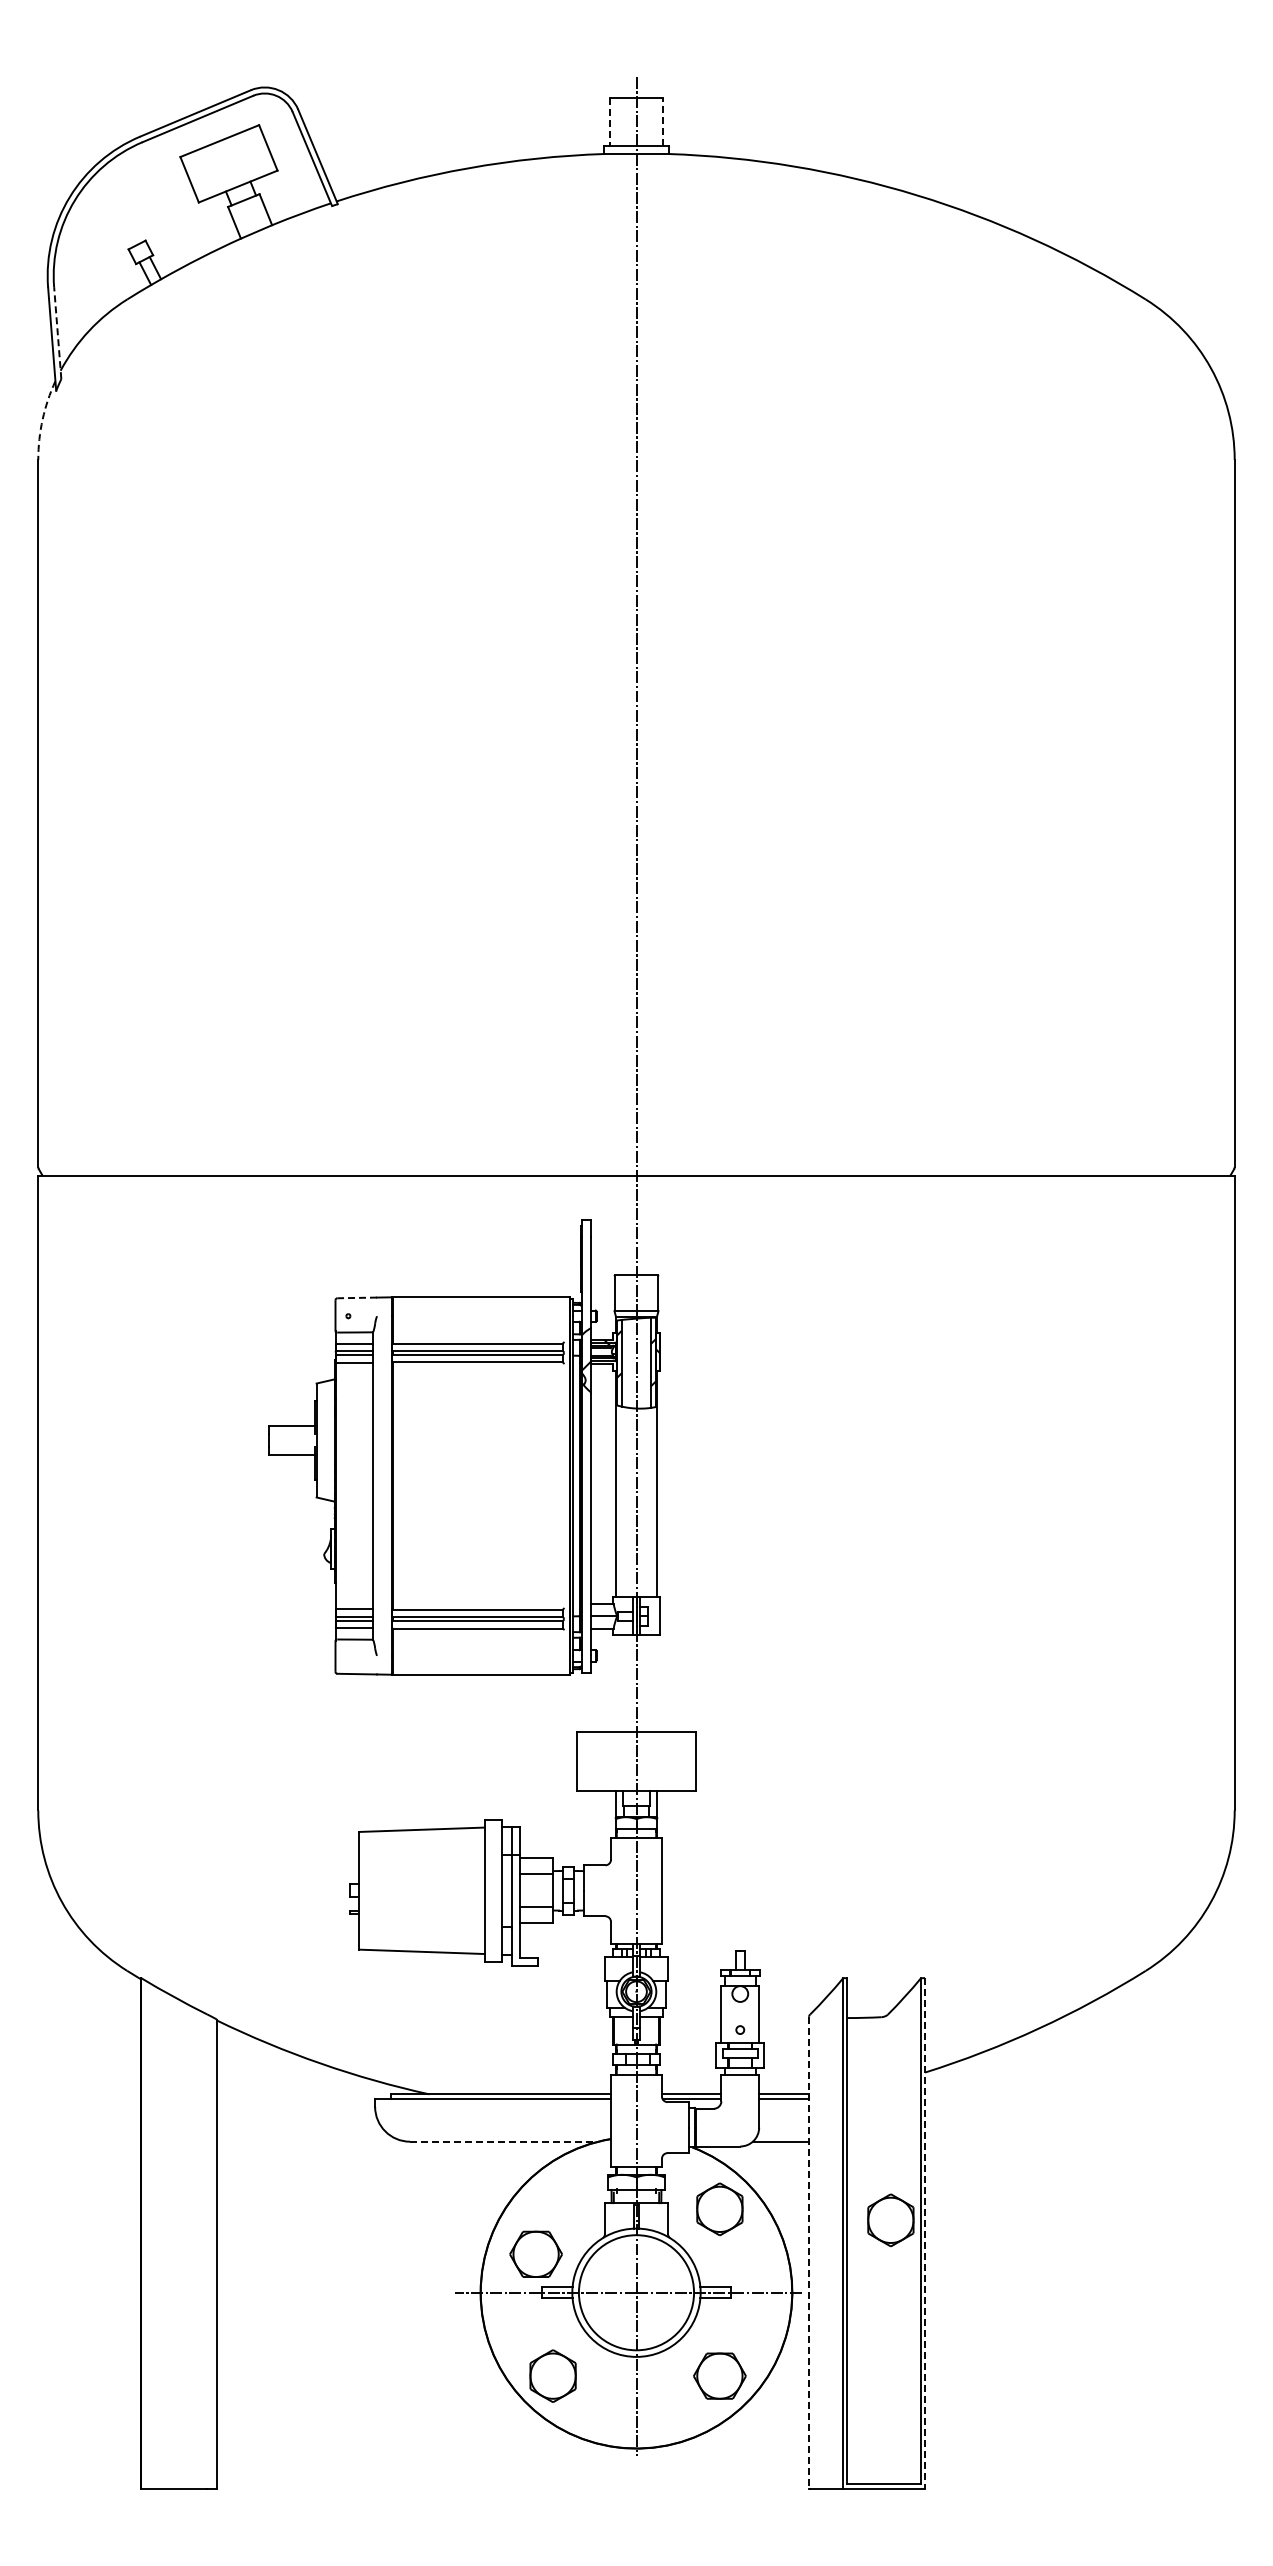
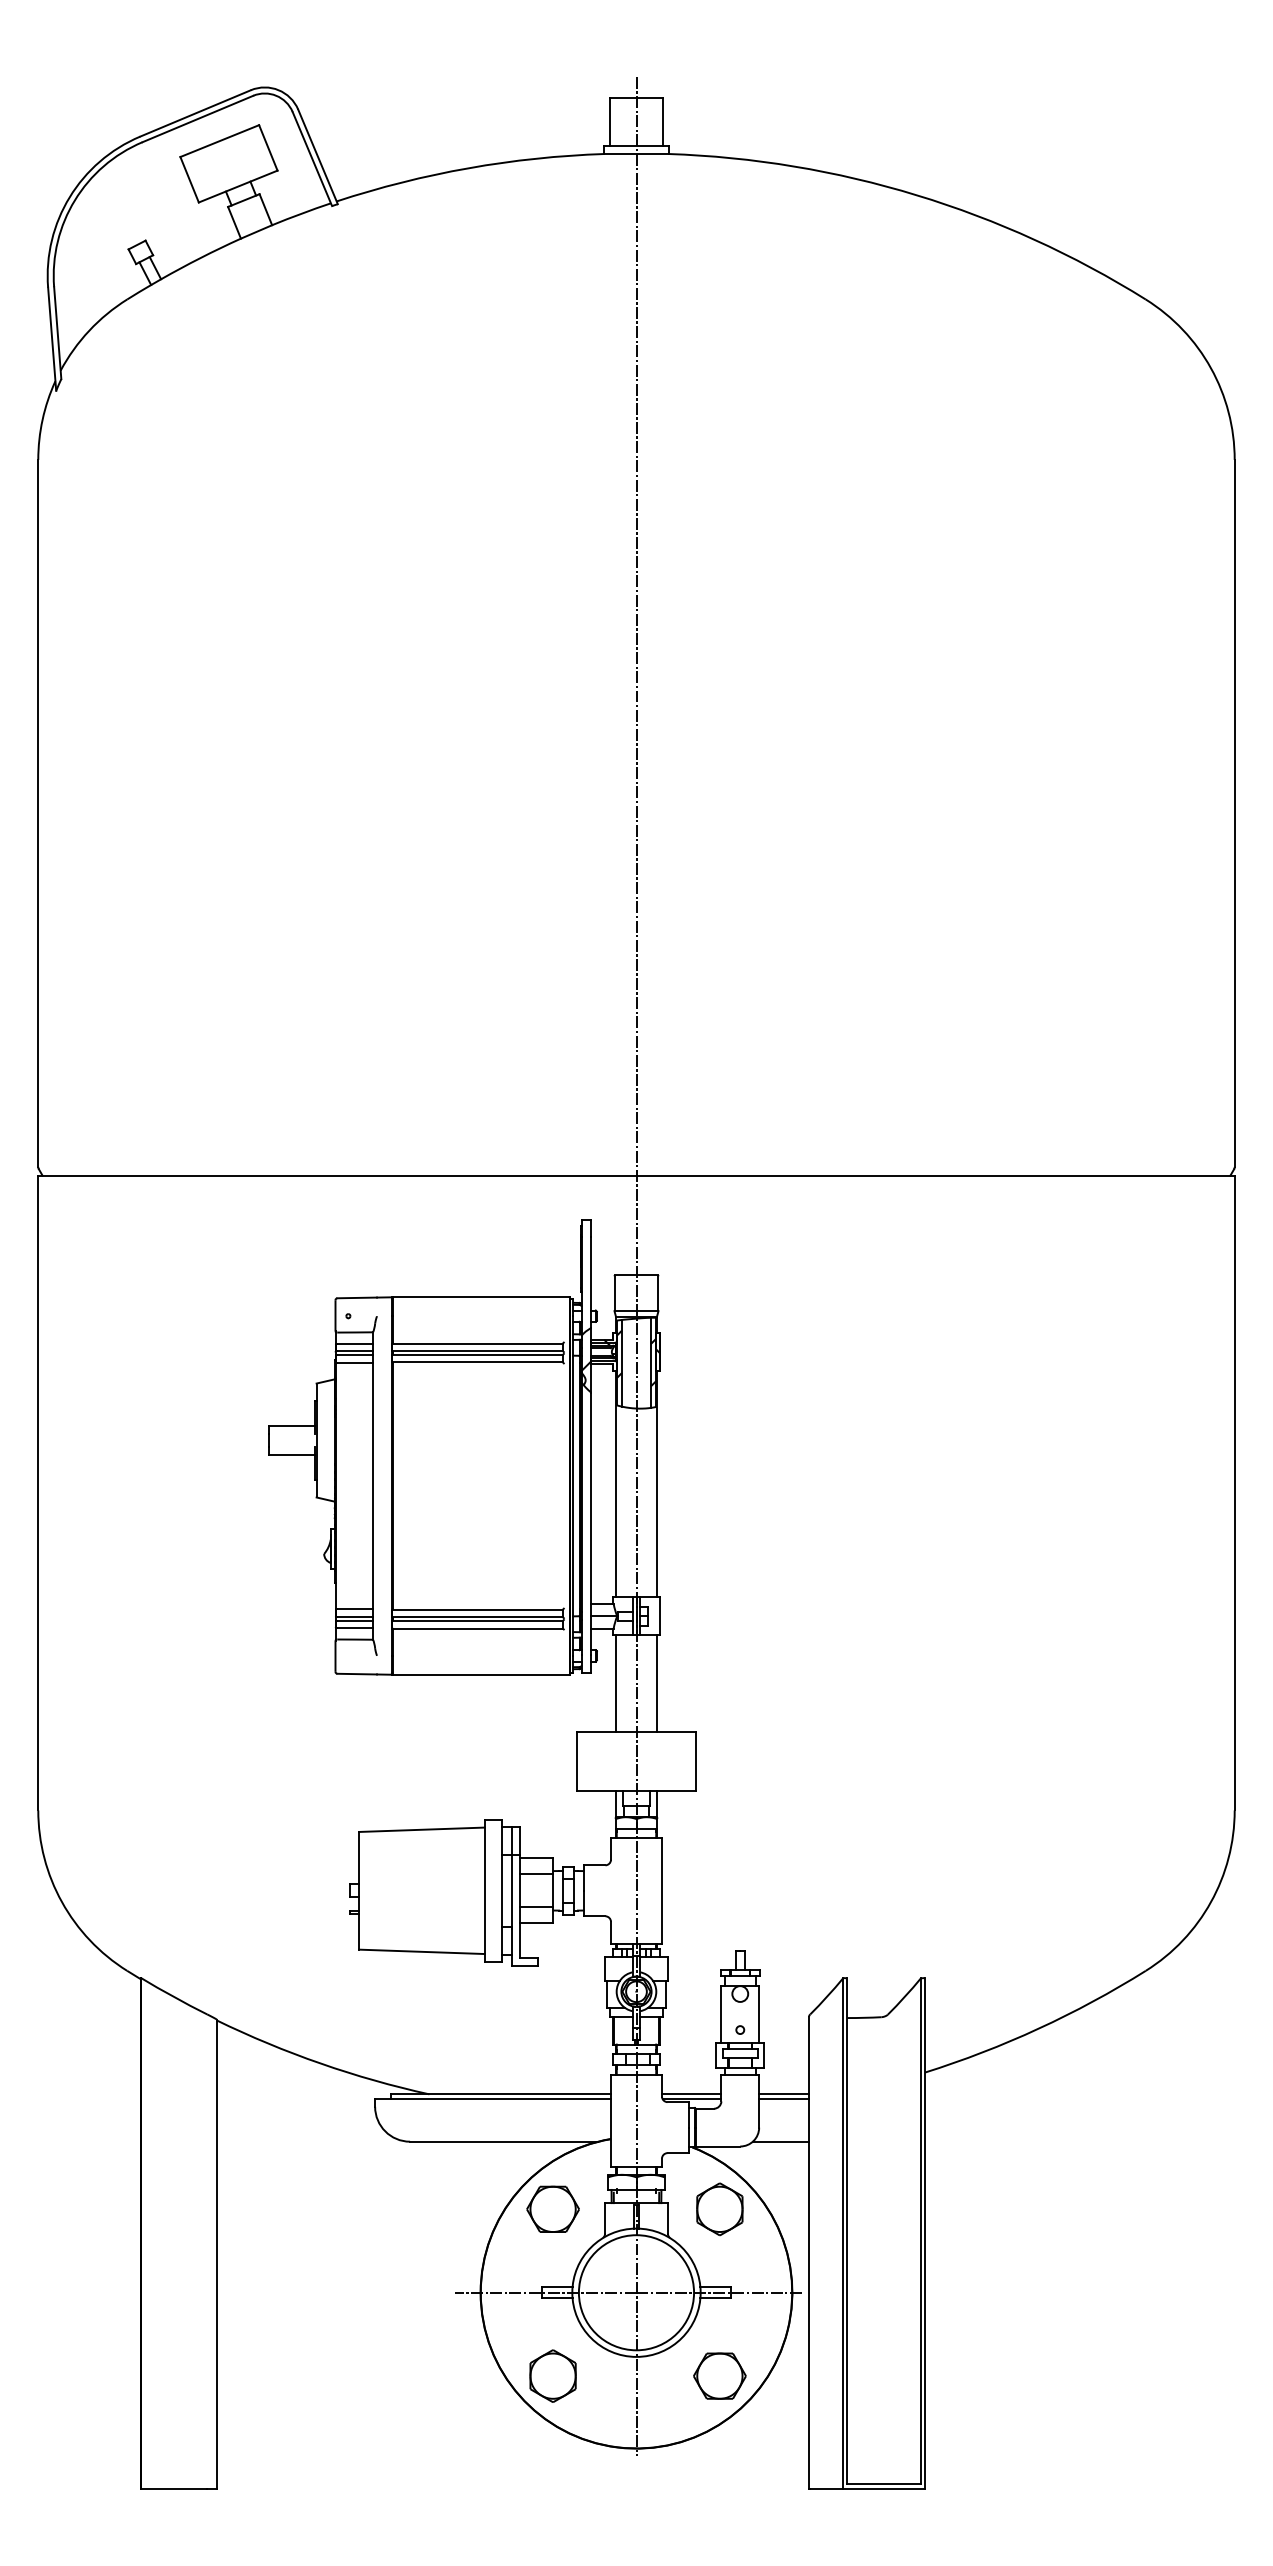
line: dashed -> solid (662, 121)
line: dashed -> solid (610, 122)
line: dashed -> solid (57, 332)
arc: dashed -> solid (42, 419)
line: dashed -> solid (357, 1297)
line: none -> present (616, 1683)
line: none -> present (656, 1683)
line: dashed -> solid (504, 2141)
part: present -> none (890, 2220)
line: dashed -> solid (925, 2234)
part position: (535, 2253) -> (552, 2208) (552, 2208)
line: dashed -> solid (809, 2253)
